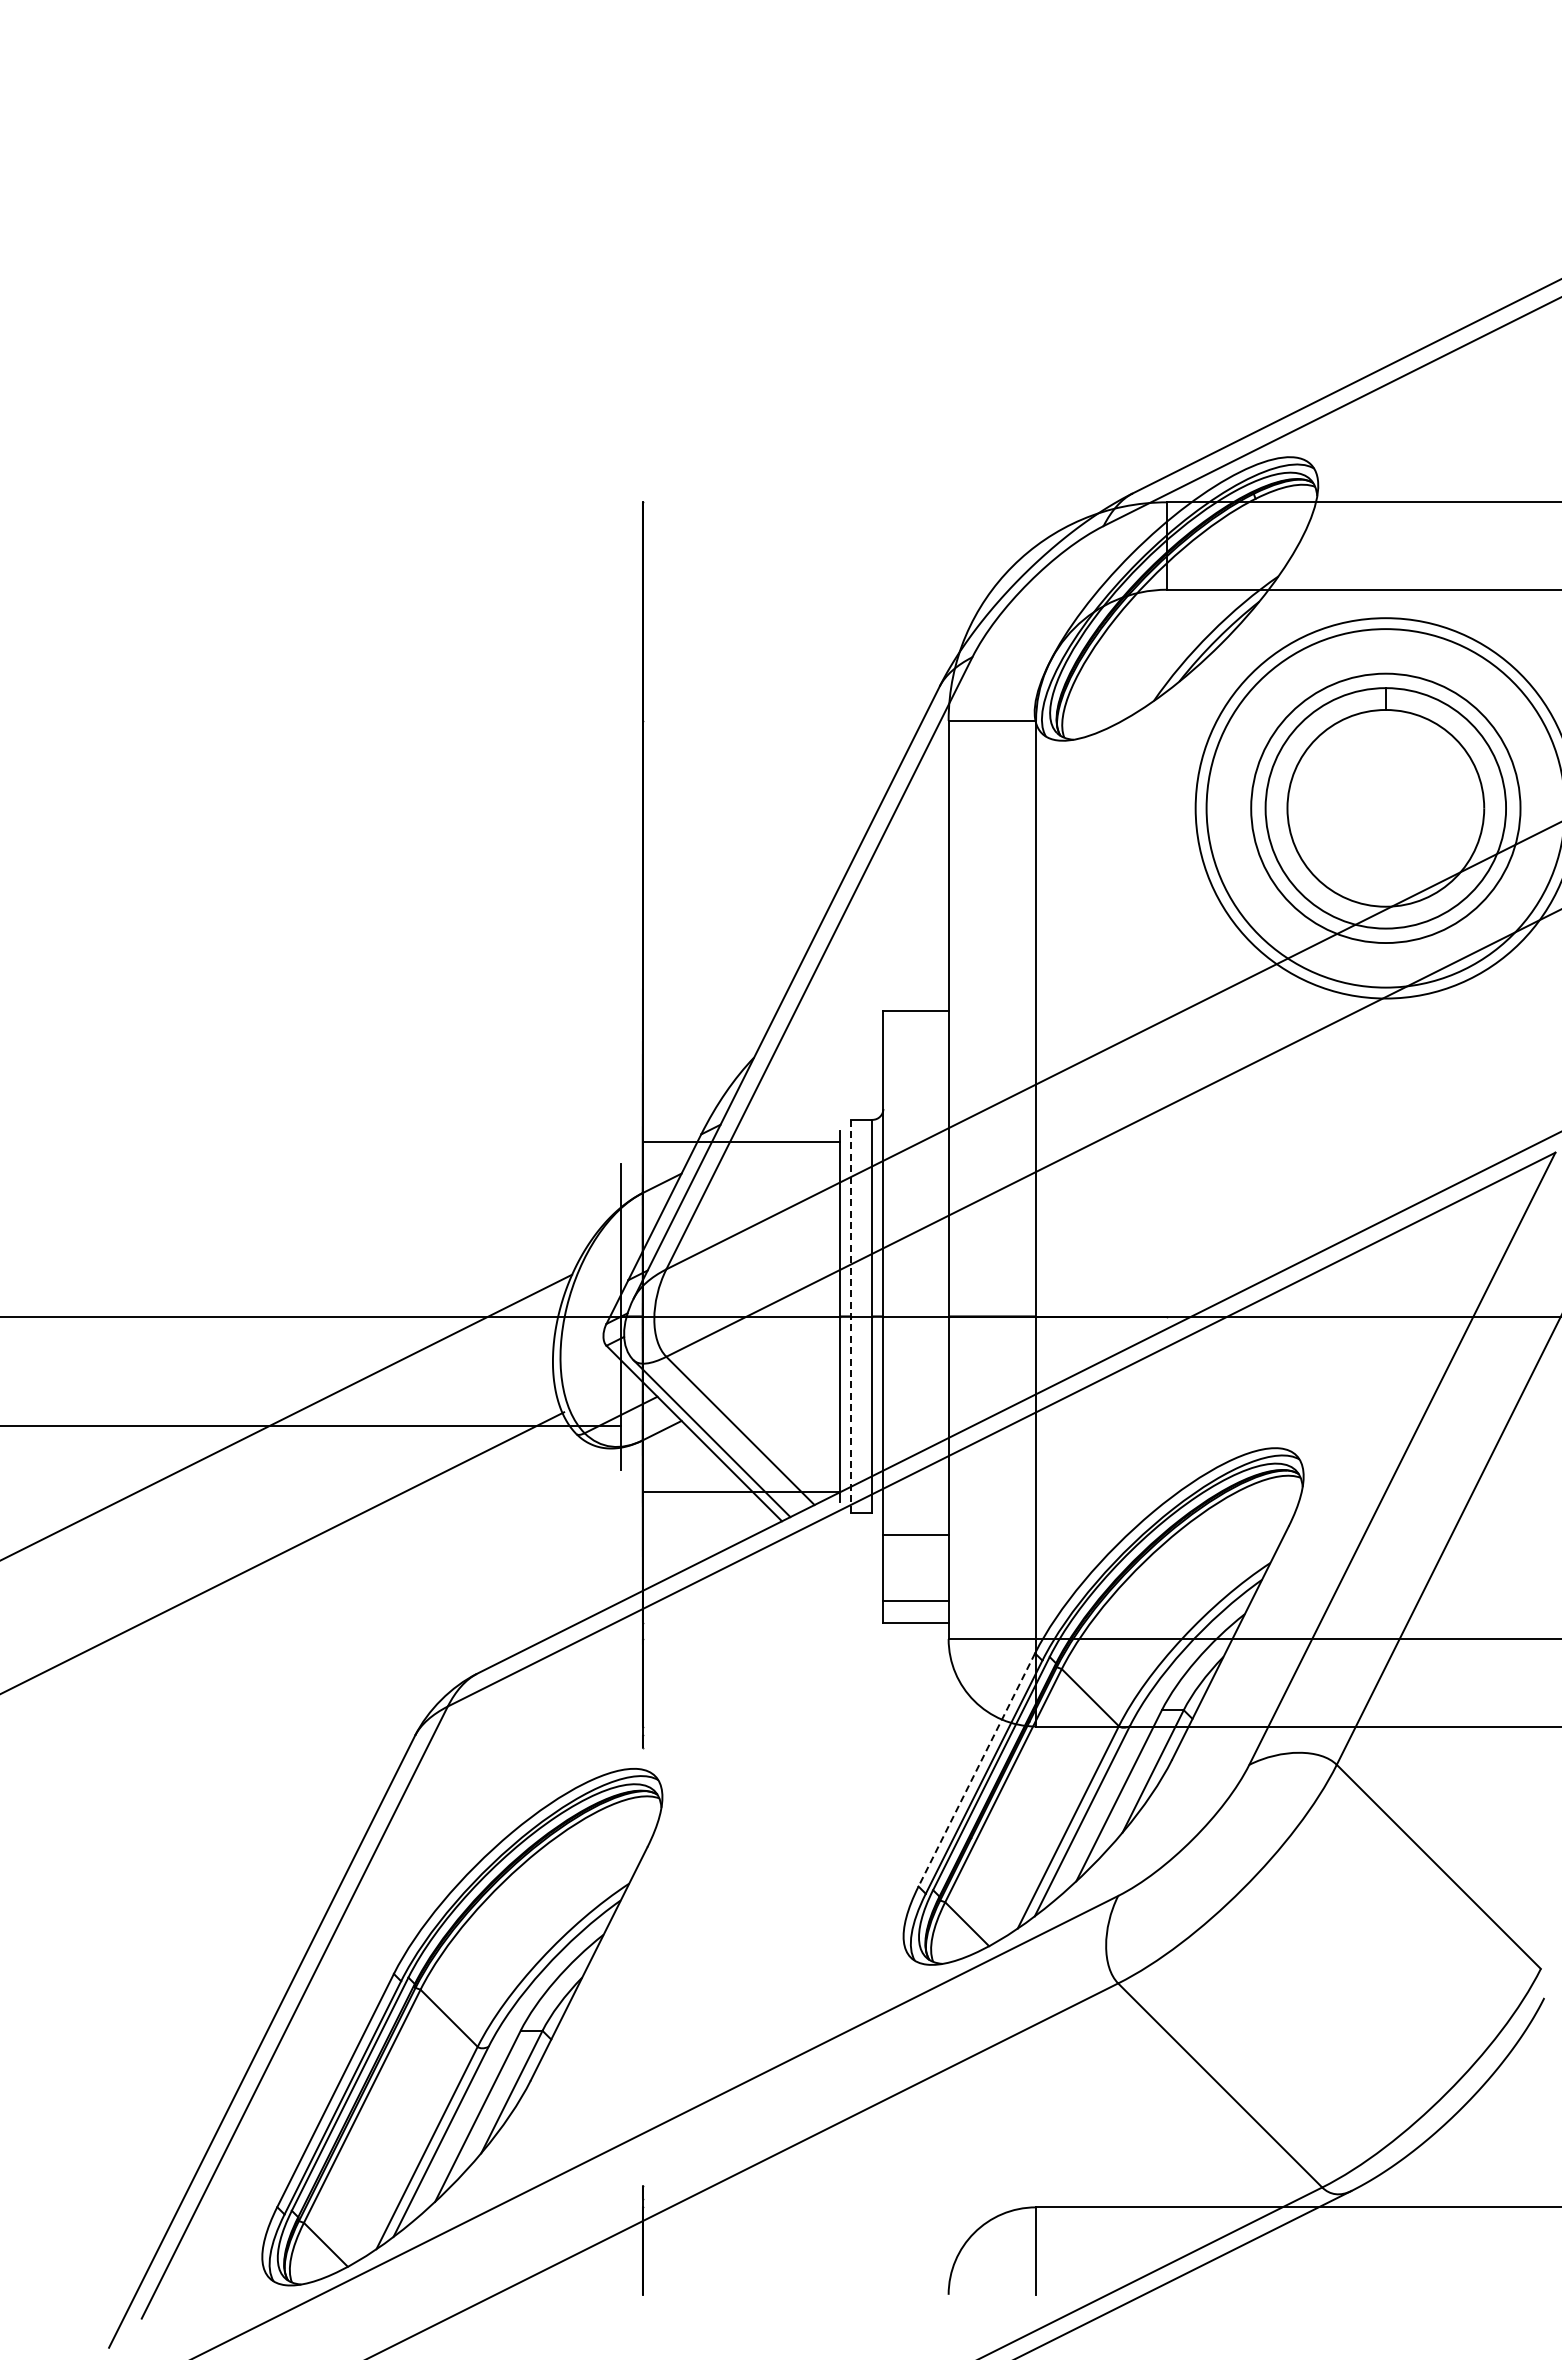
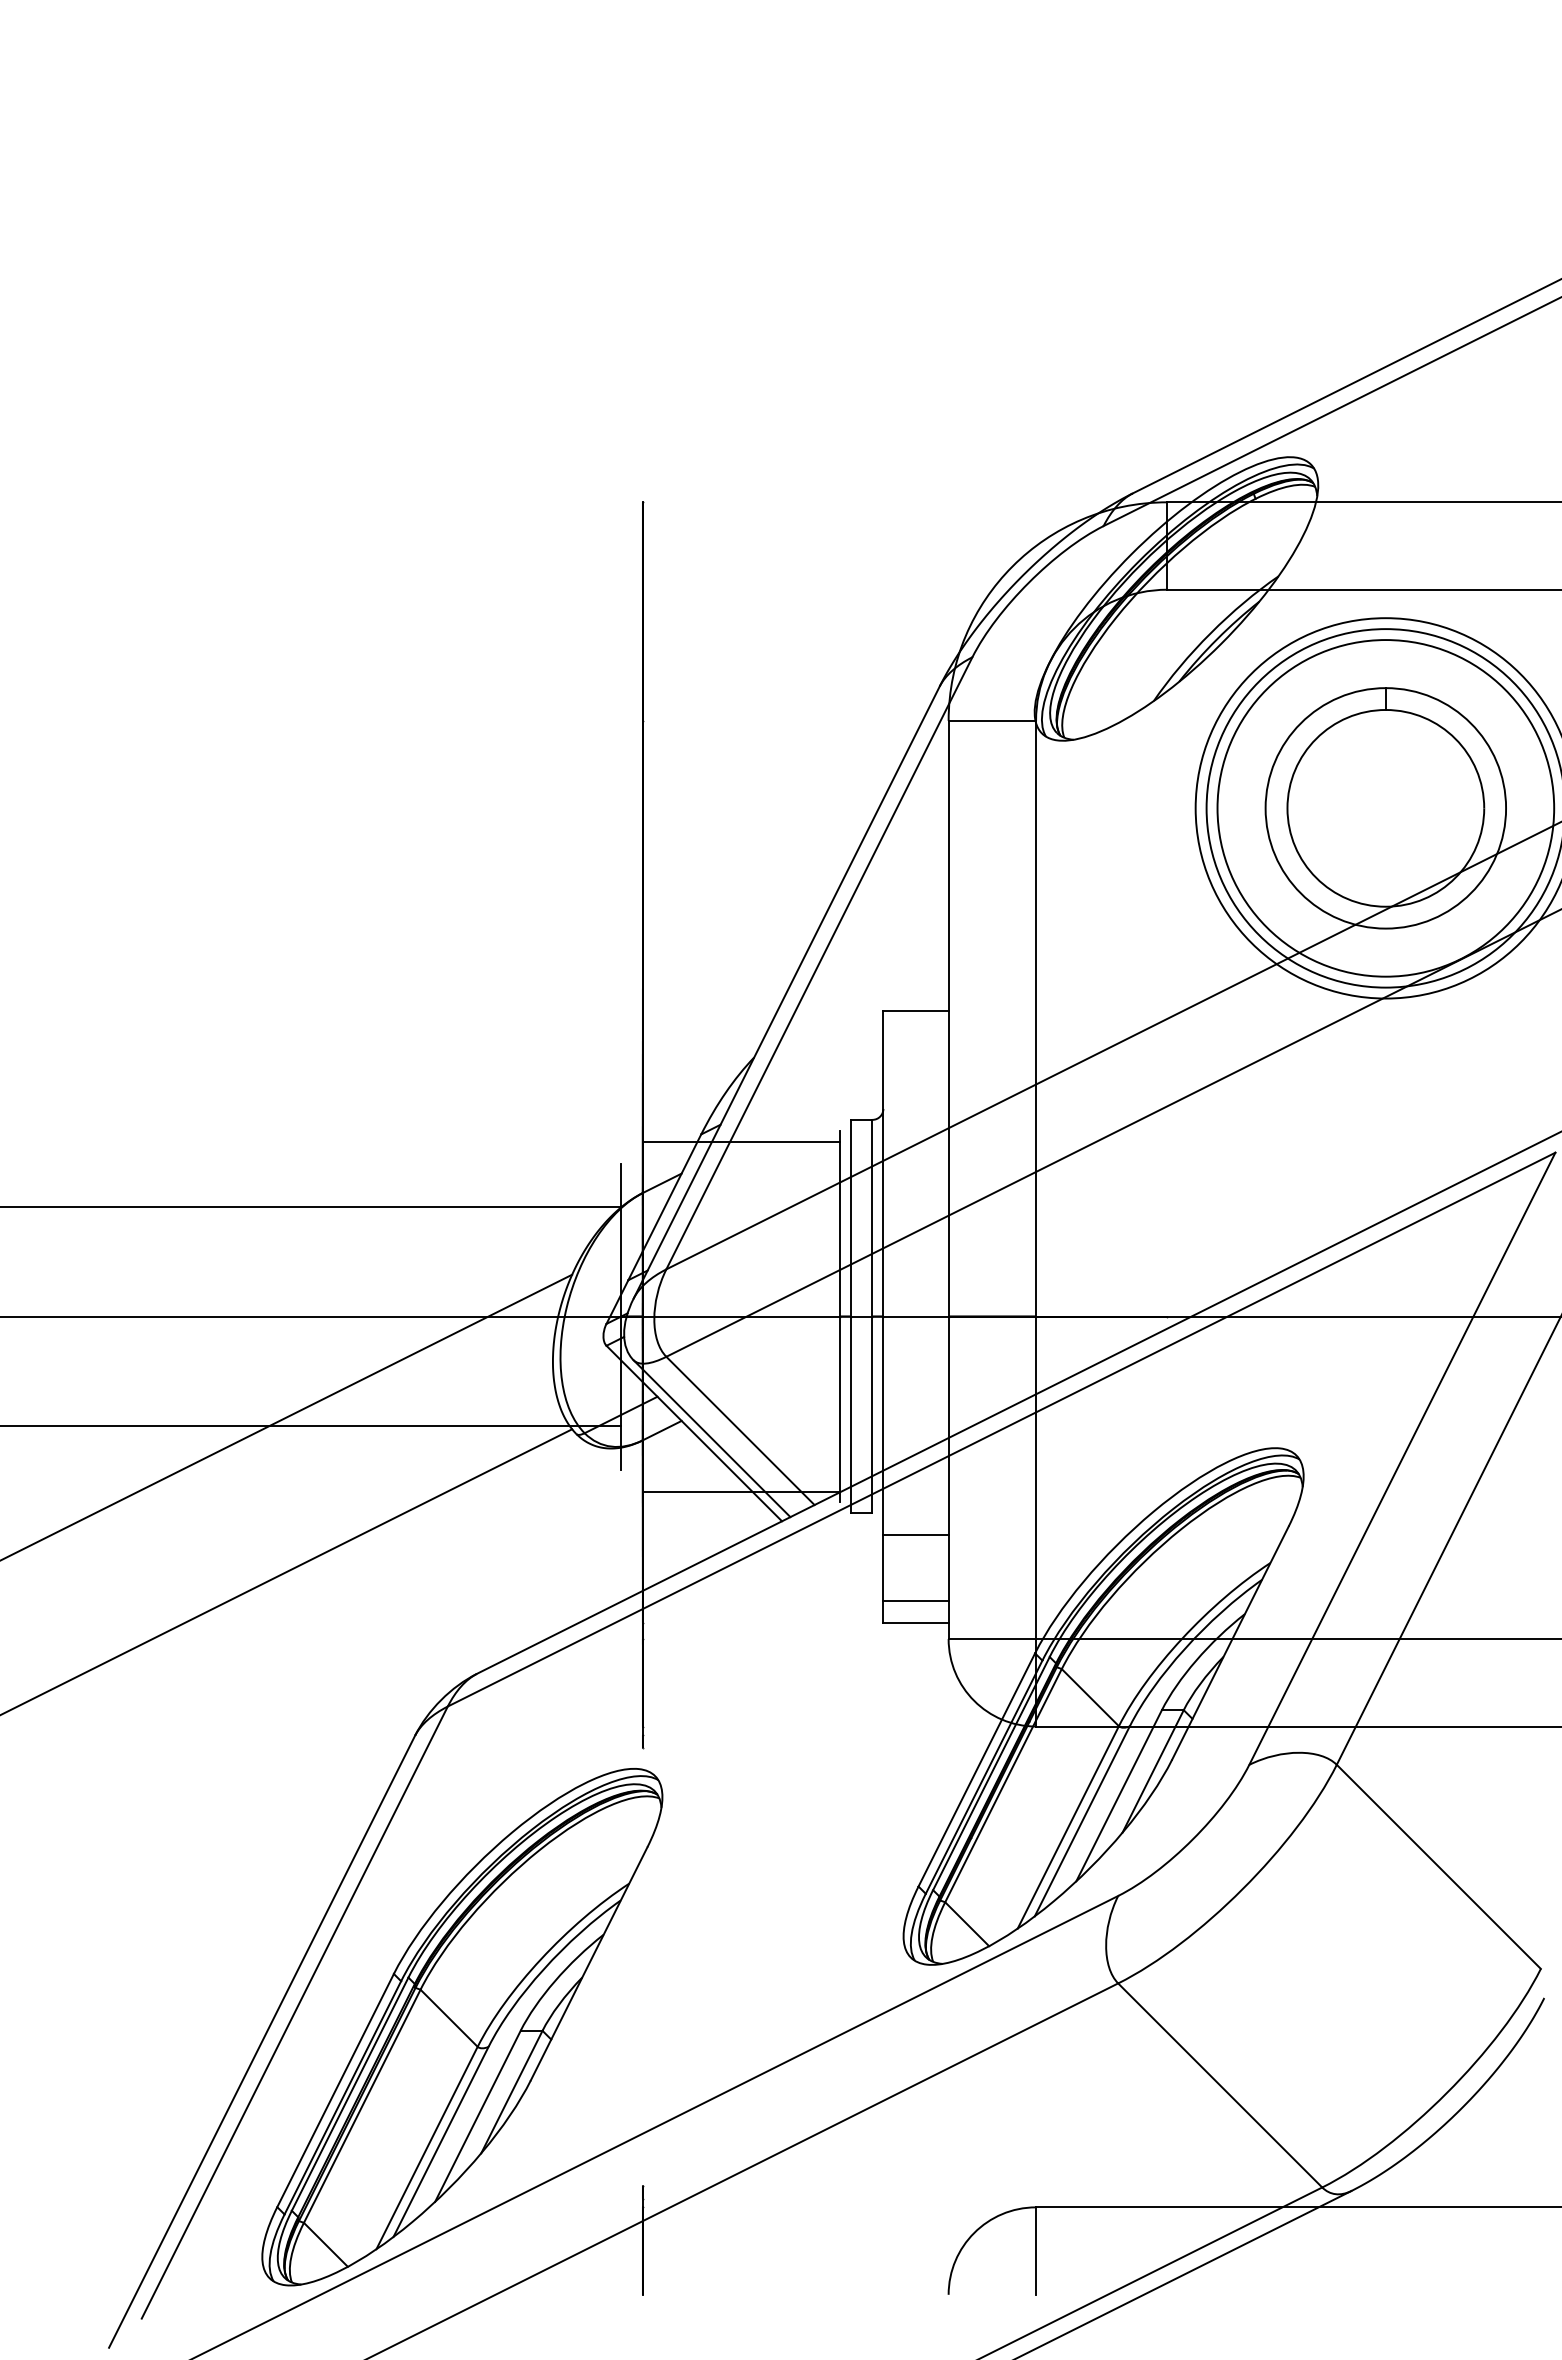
circle diameter: 269 px -> 337 px (1385, 808)
line: none -> present (311, 1207)
line: dashed -> solid (850, 1316)
line position: (283, 1552) -> (287, 1571) (287, 1571)
line: dashed -> solid (976, 1770)
